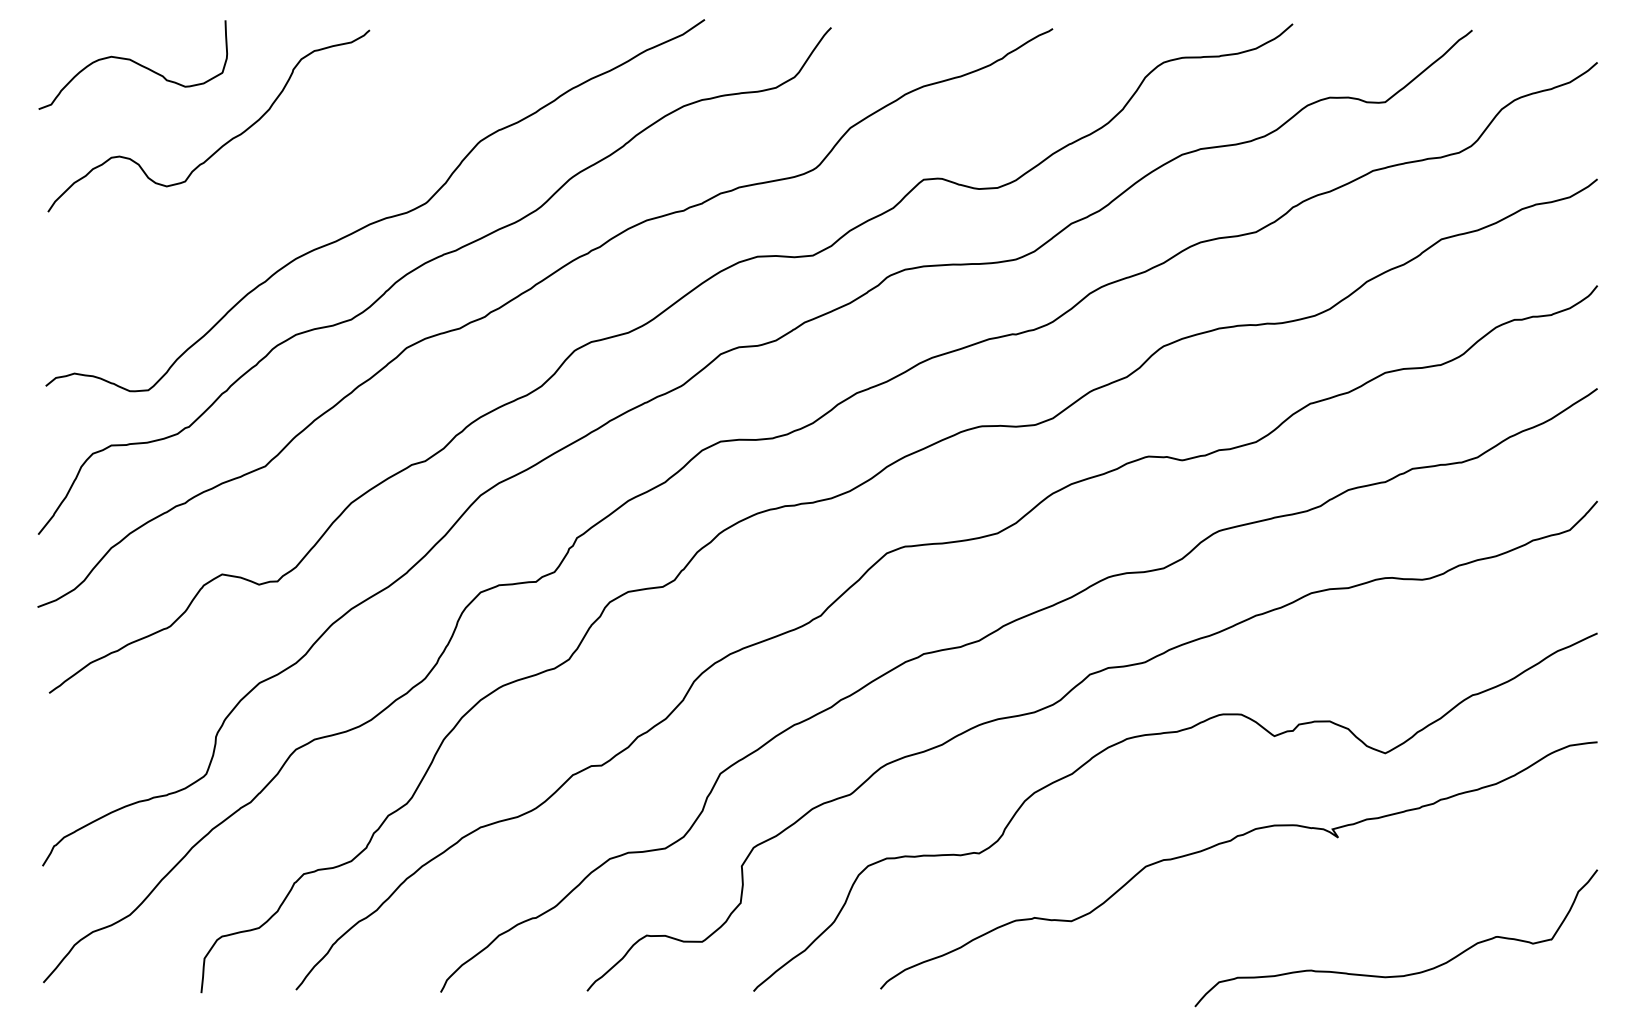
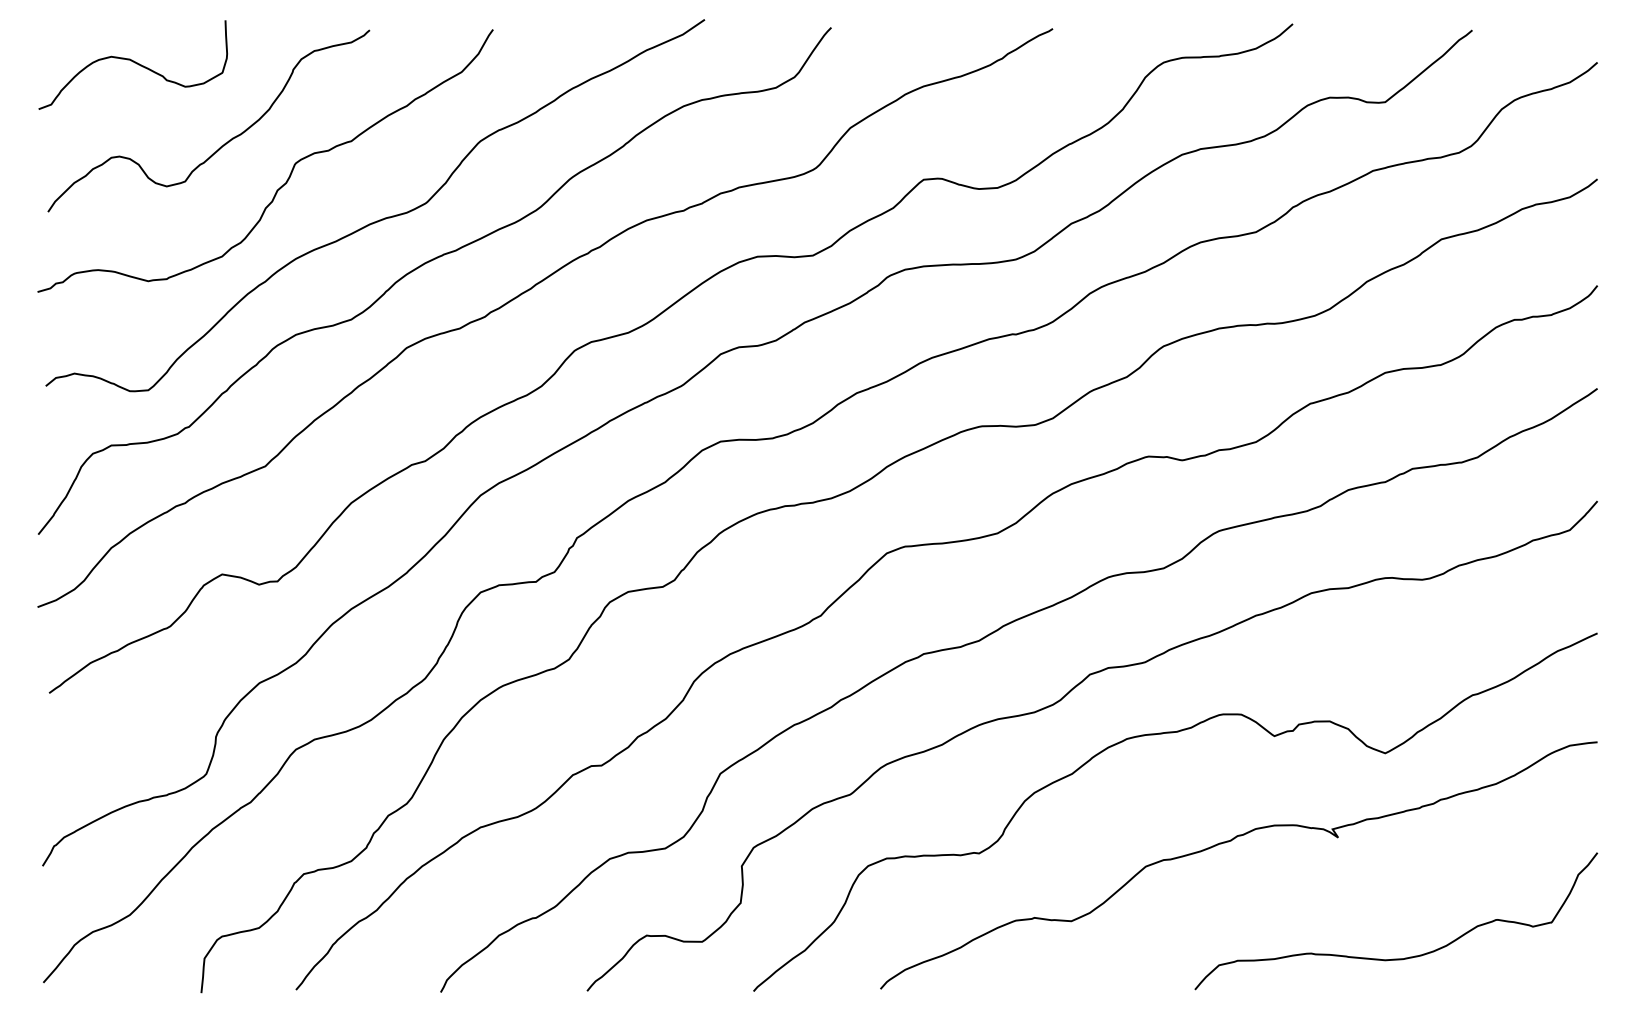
curve: none -> present (291, 169)
curve position: (1396, 975) -> (1396, 958) (1396, 958)
